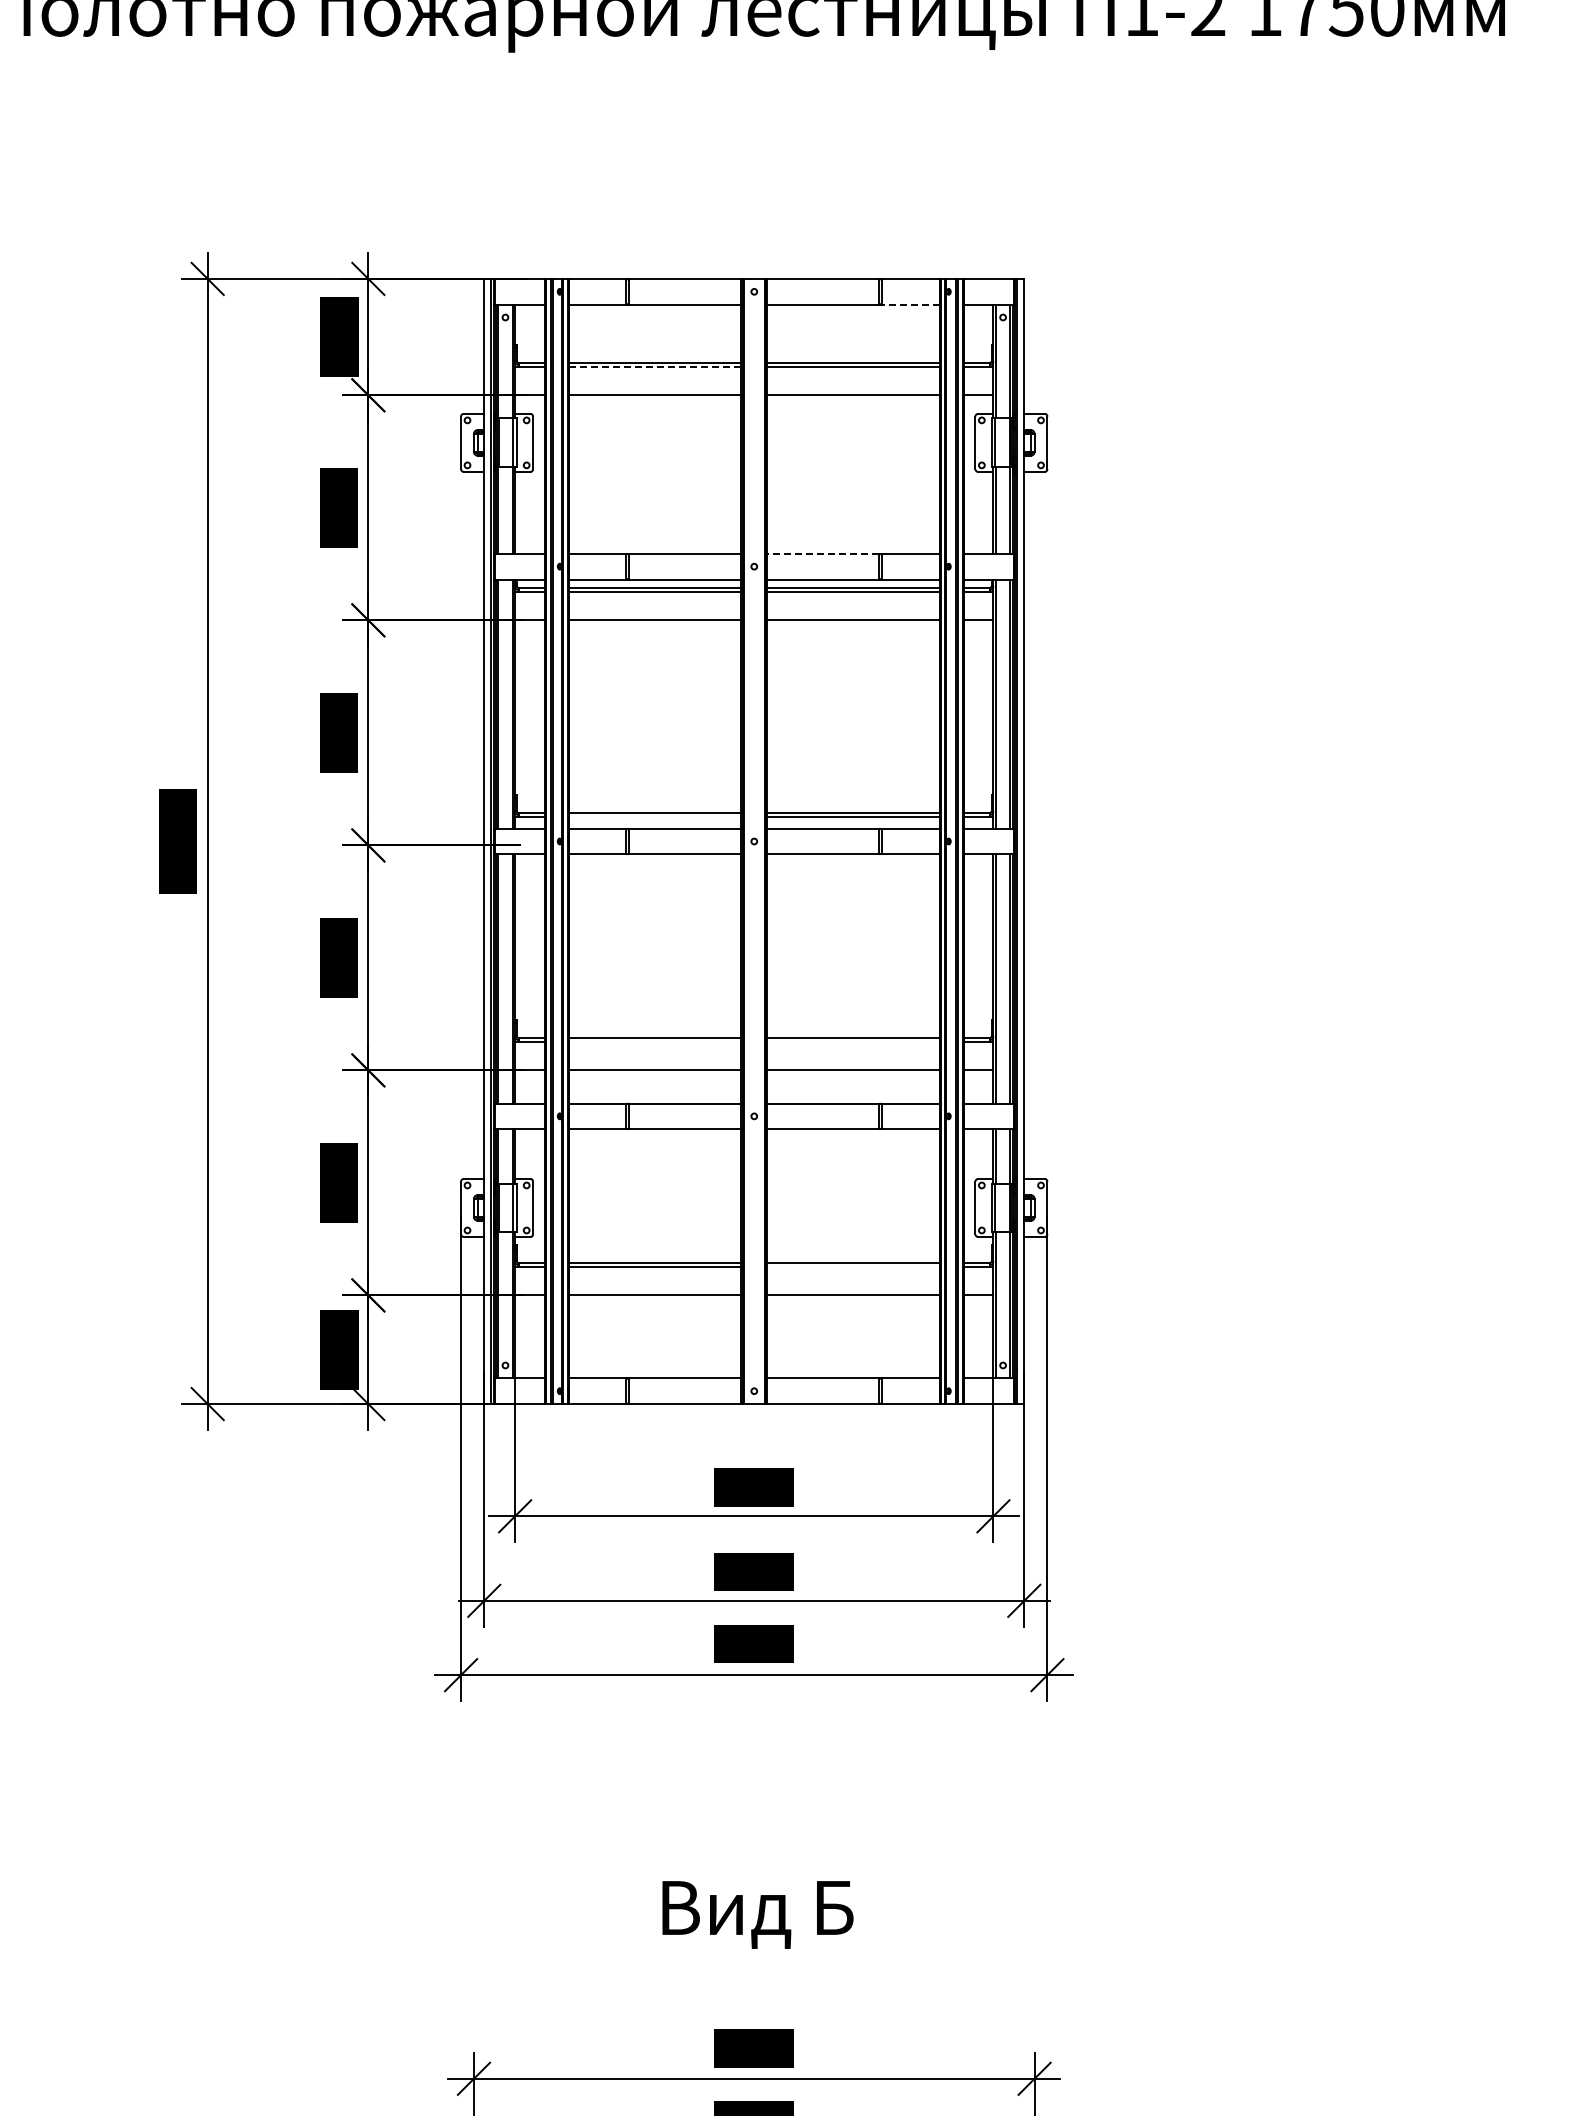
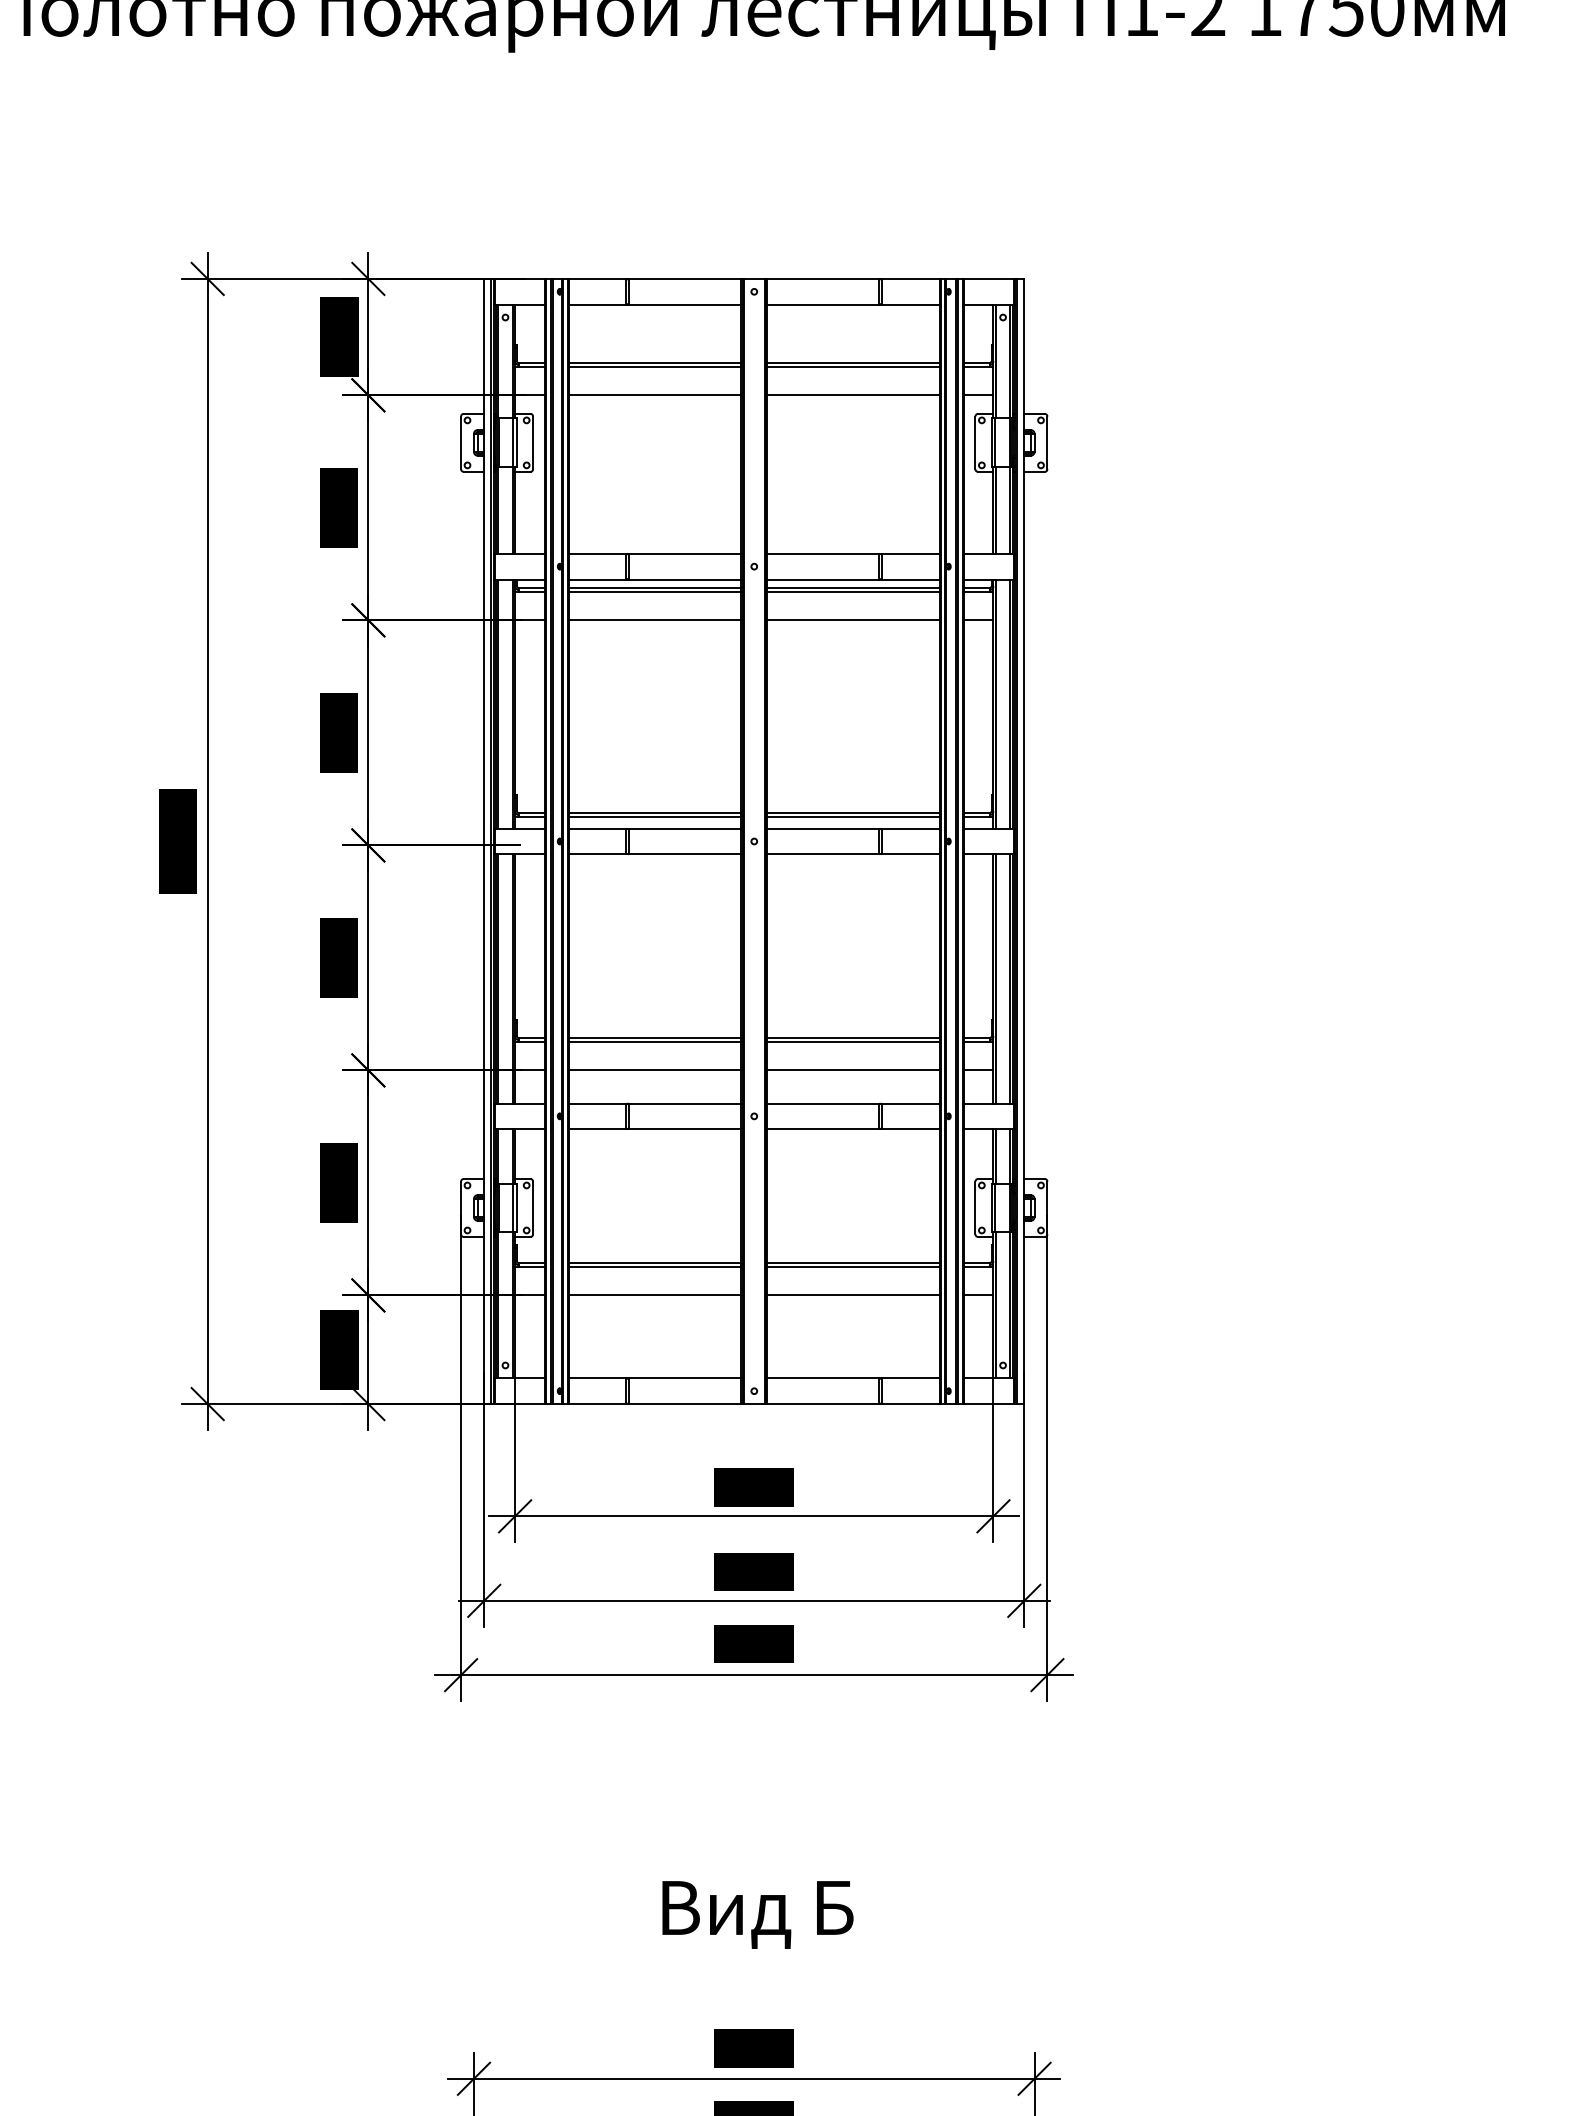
line: dashed -> solid (910, 304)
line: dashed -> solid (655, 367)
line: dashed -> solid (822, 553)
line: none -> present (654, 817)
line: none -> present (654, 1042)
line: none -> present (853, 1042)
line: none -> present (853, 1267)
